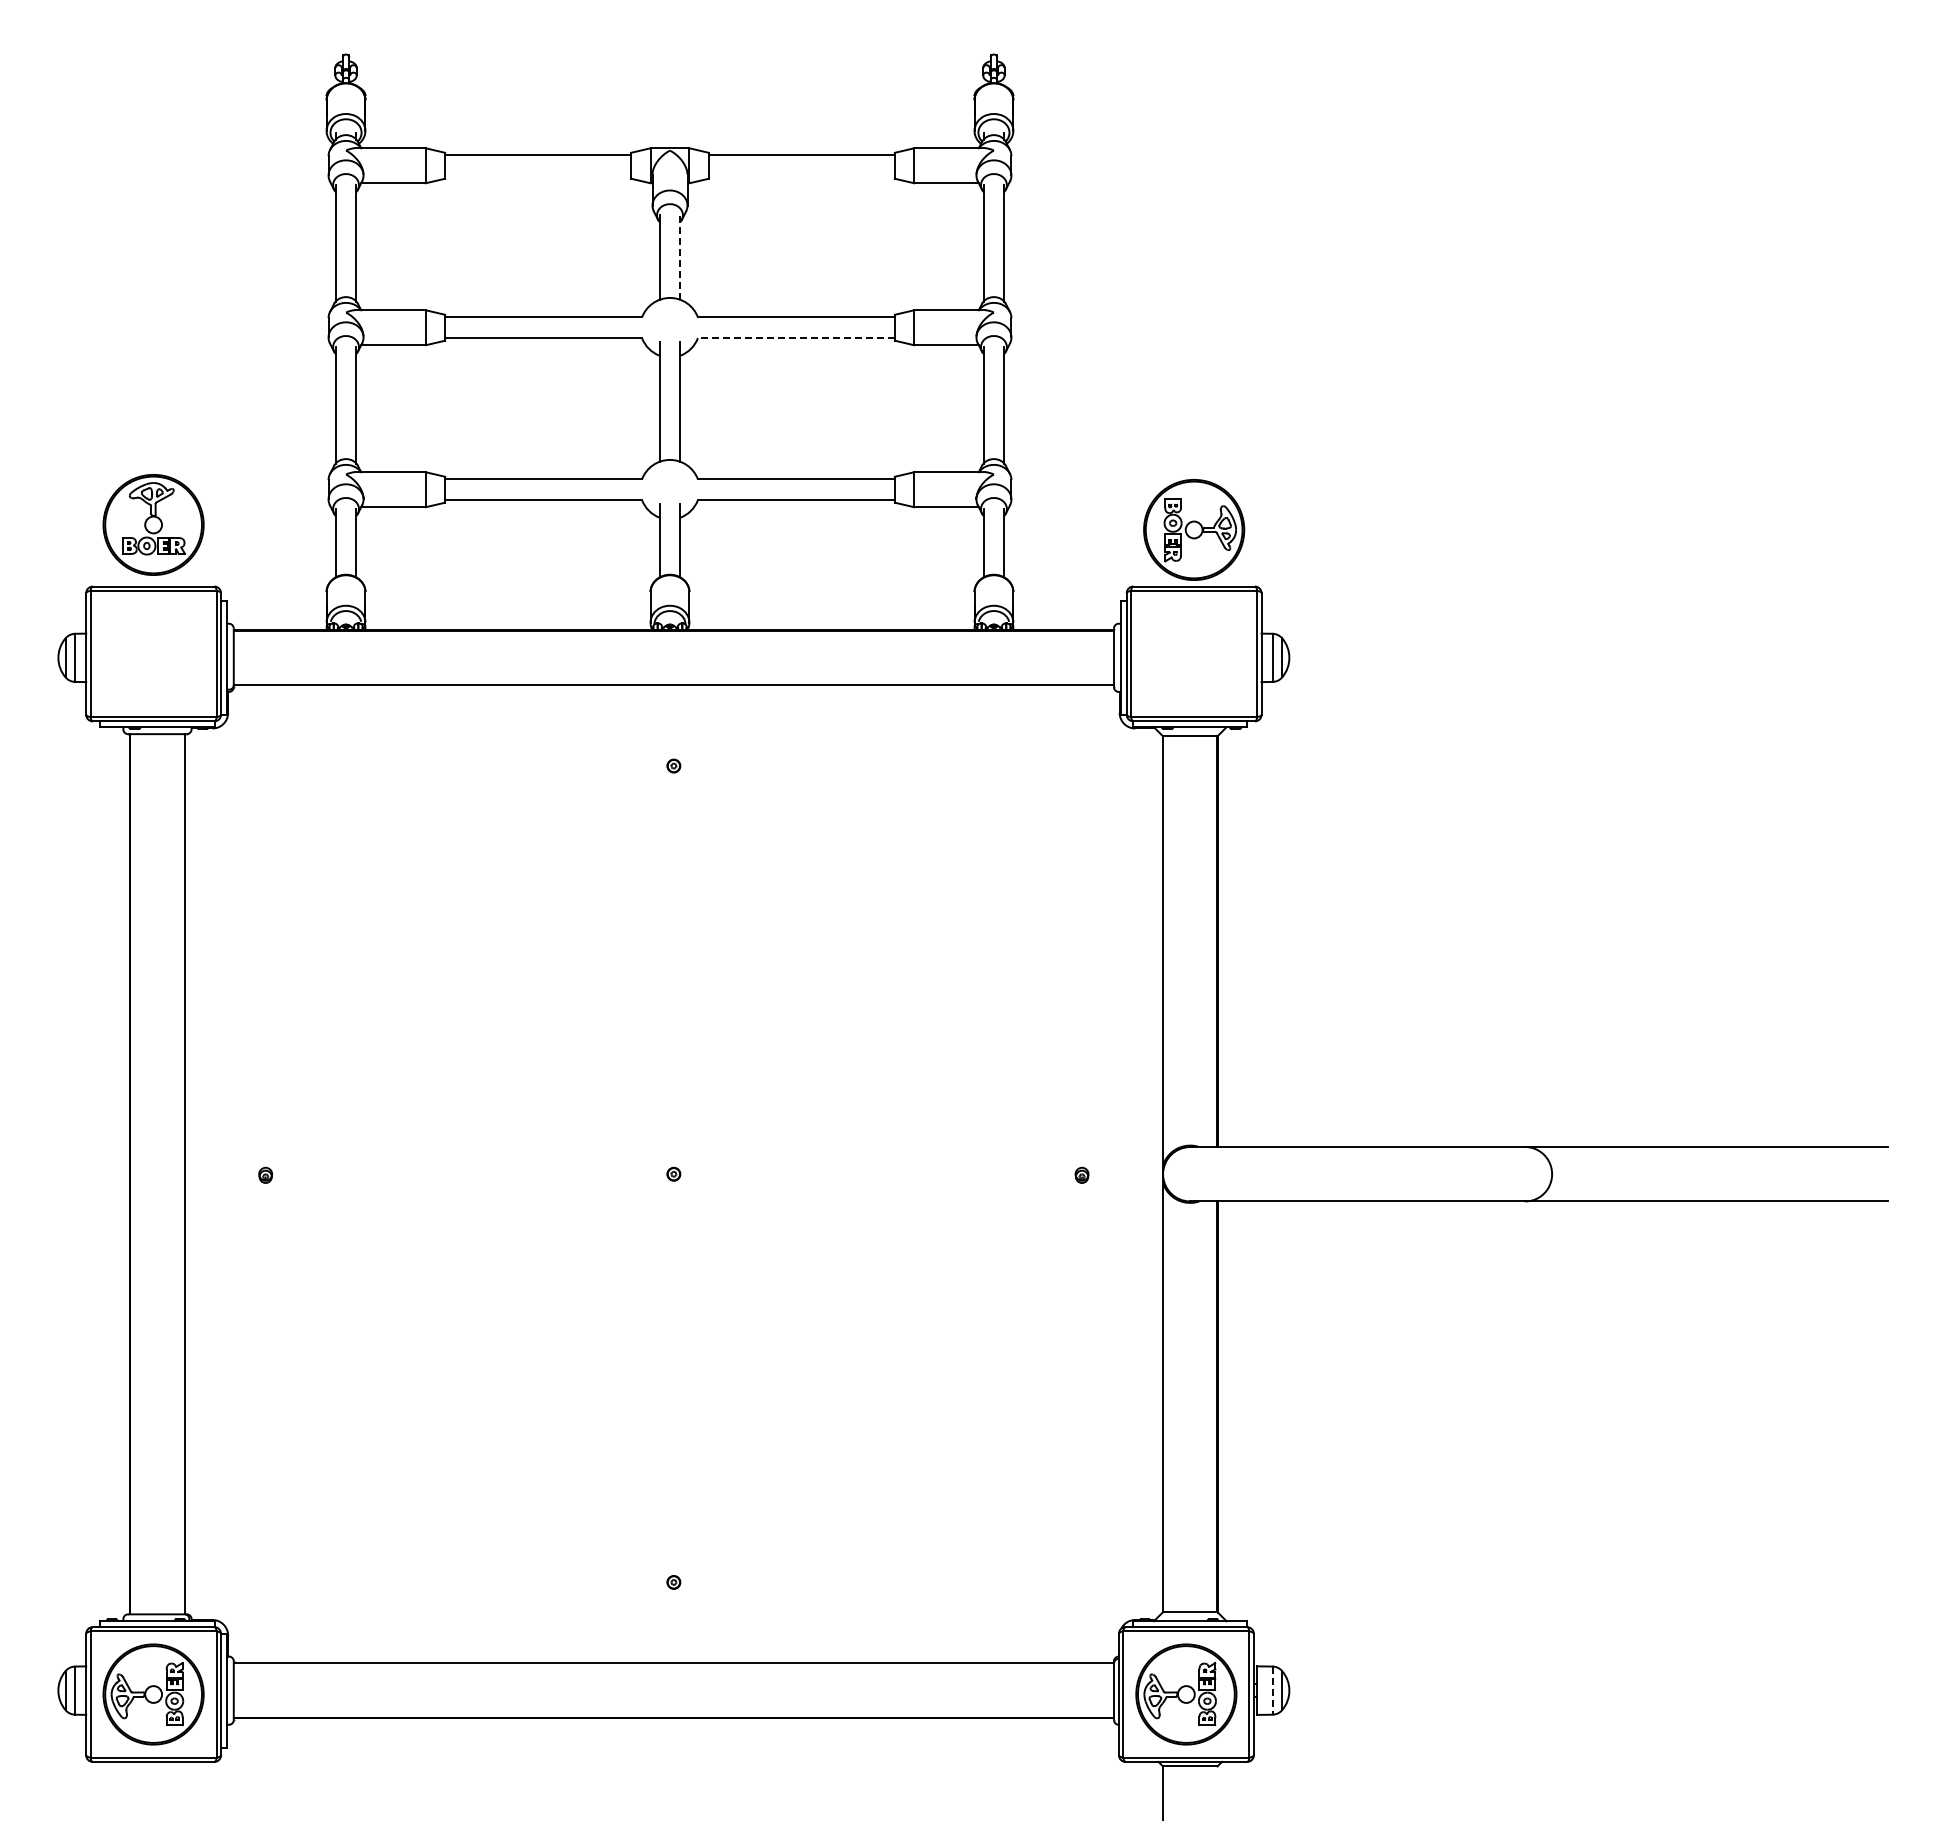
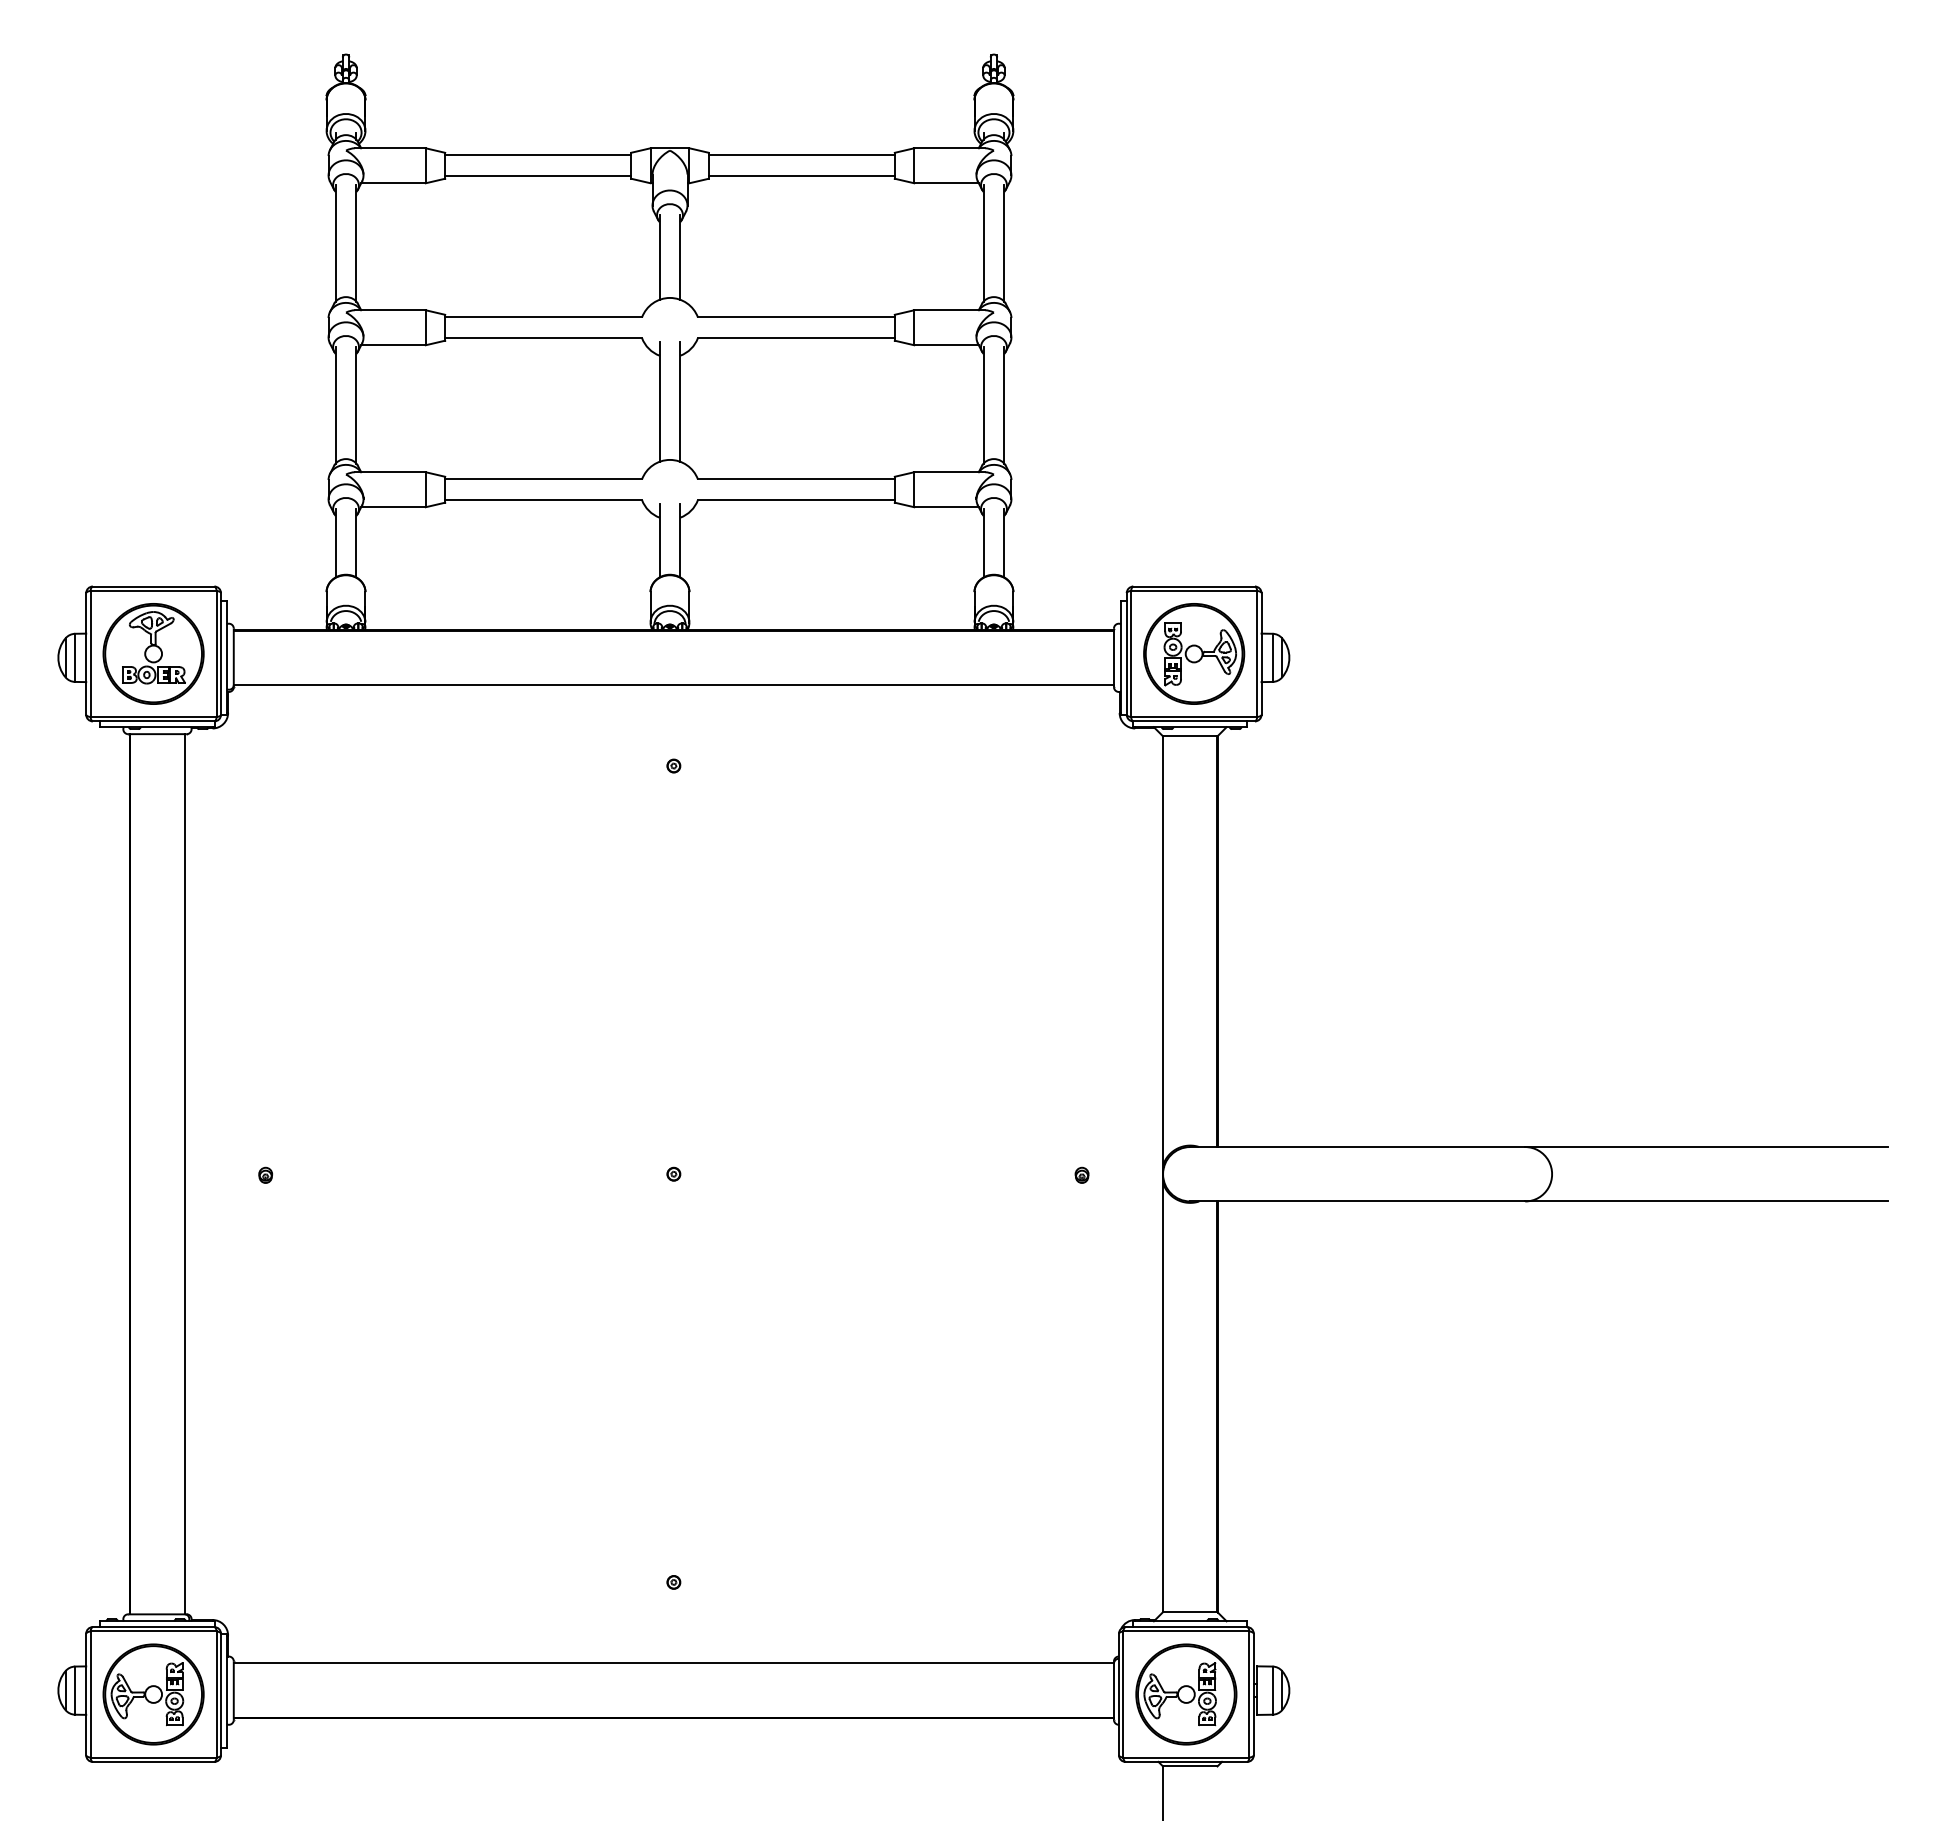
line: none -> present (538, 176)
line: none -> present (801, 176)
line: dashed -> solid (680, 257)
line: dashed -> solid (795, 338)
part position: (153, 524) -> (153, 653) (153, 653)
part position: (1194, 529) -> (1194, 653) (1194, 653)
line: dashed -> solid (1272, 1691)
